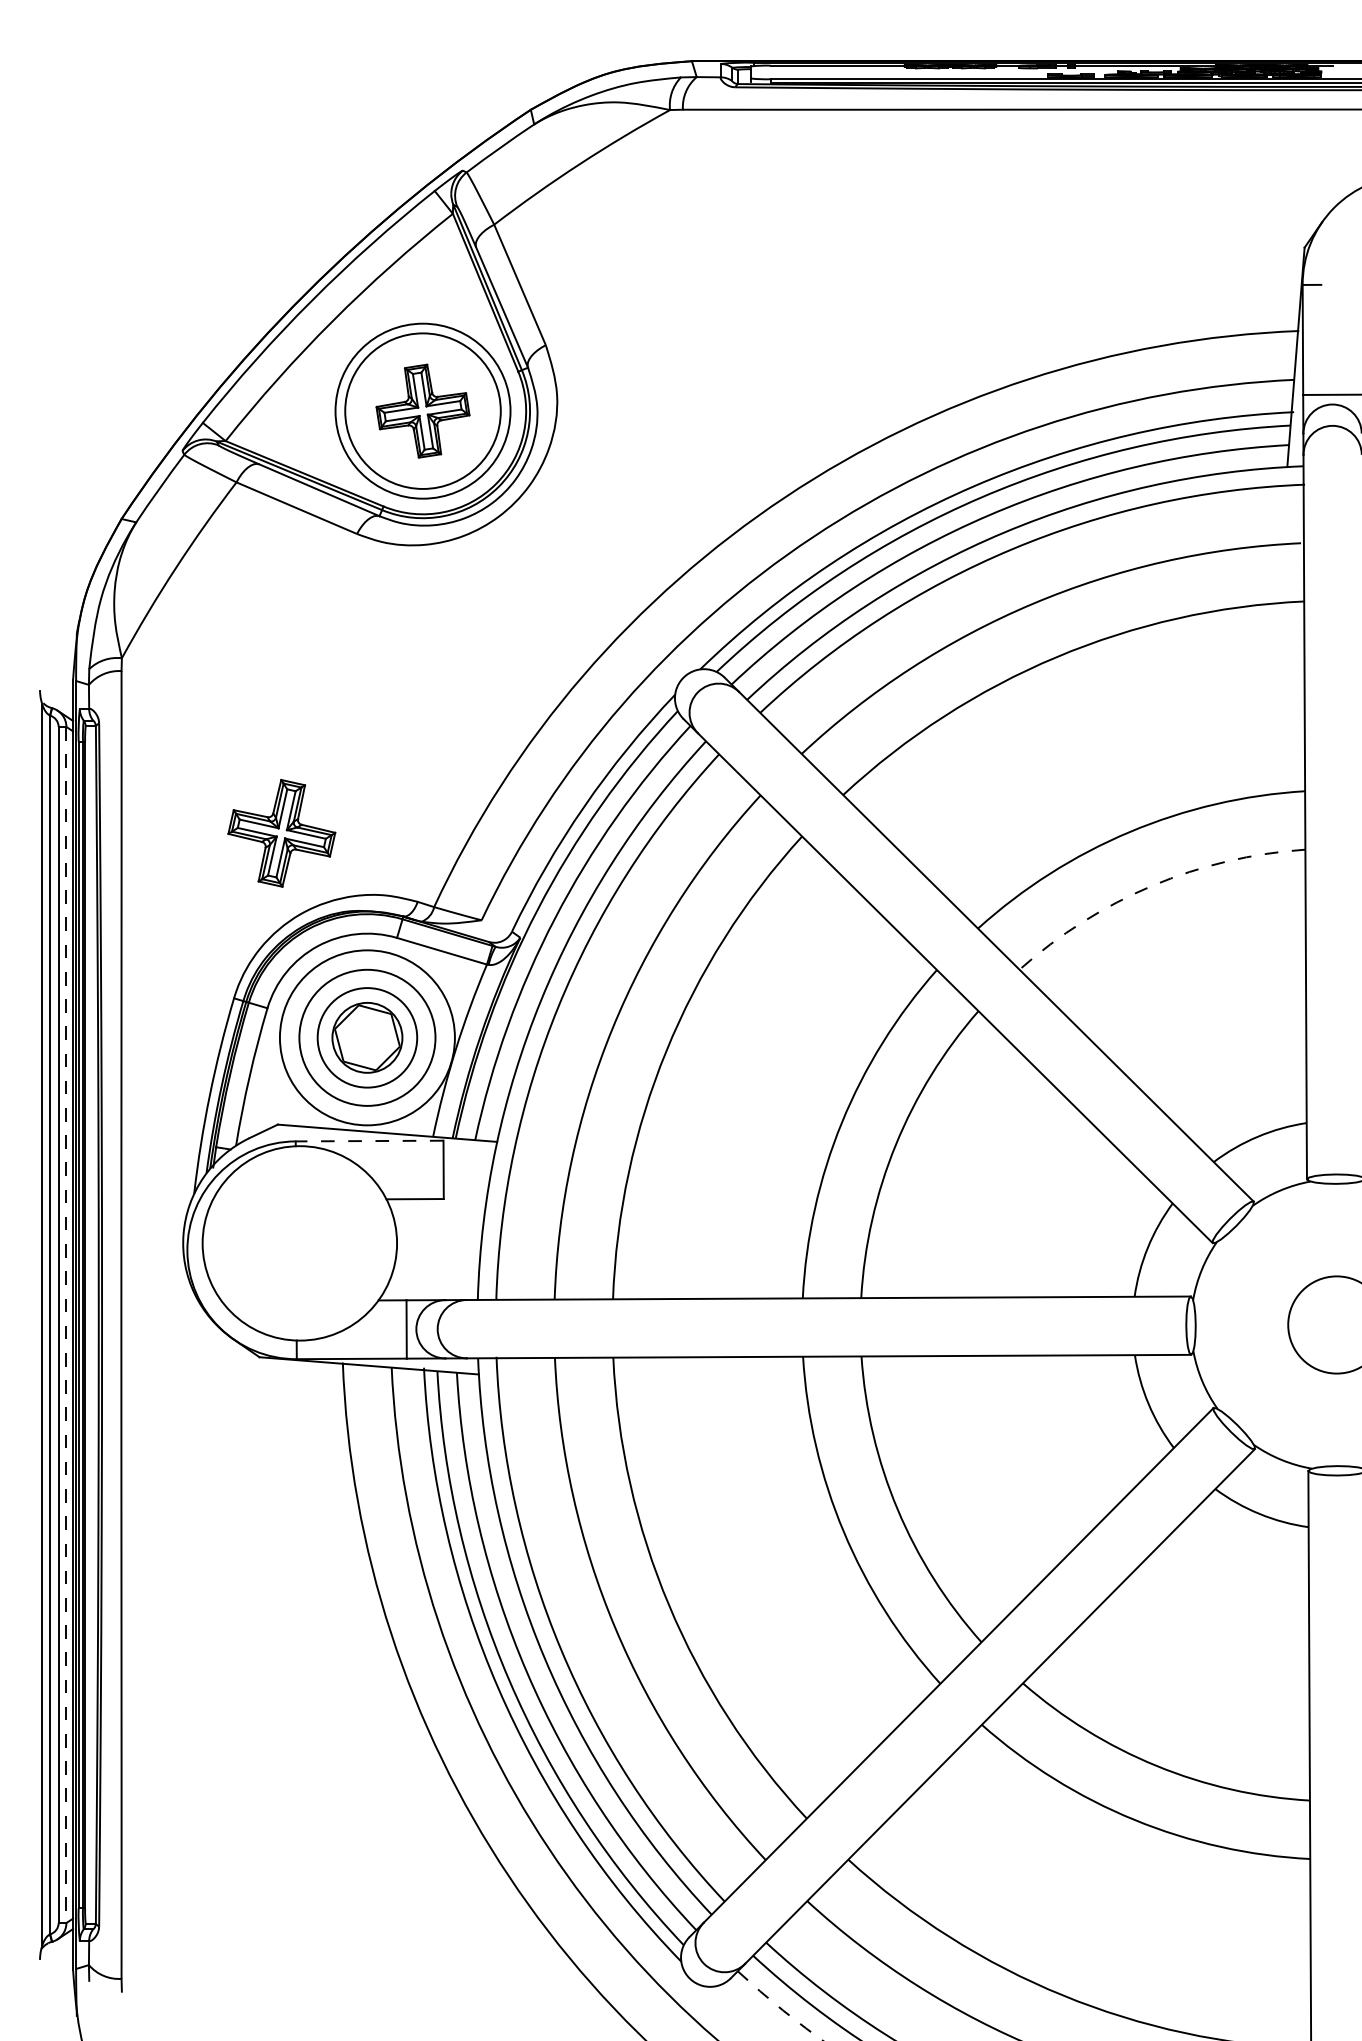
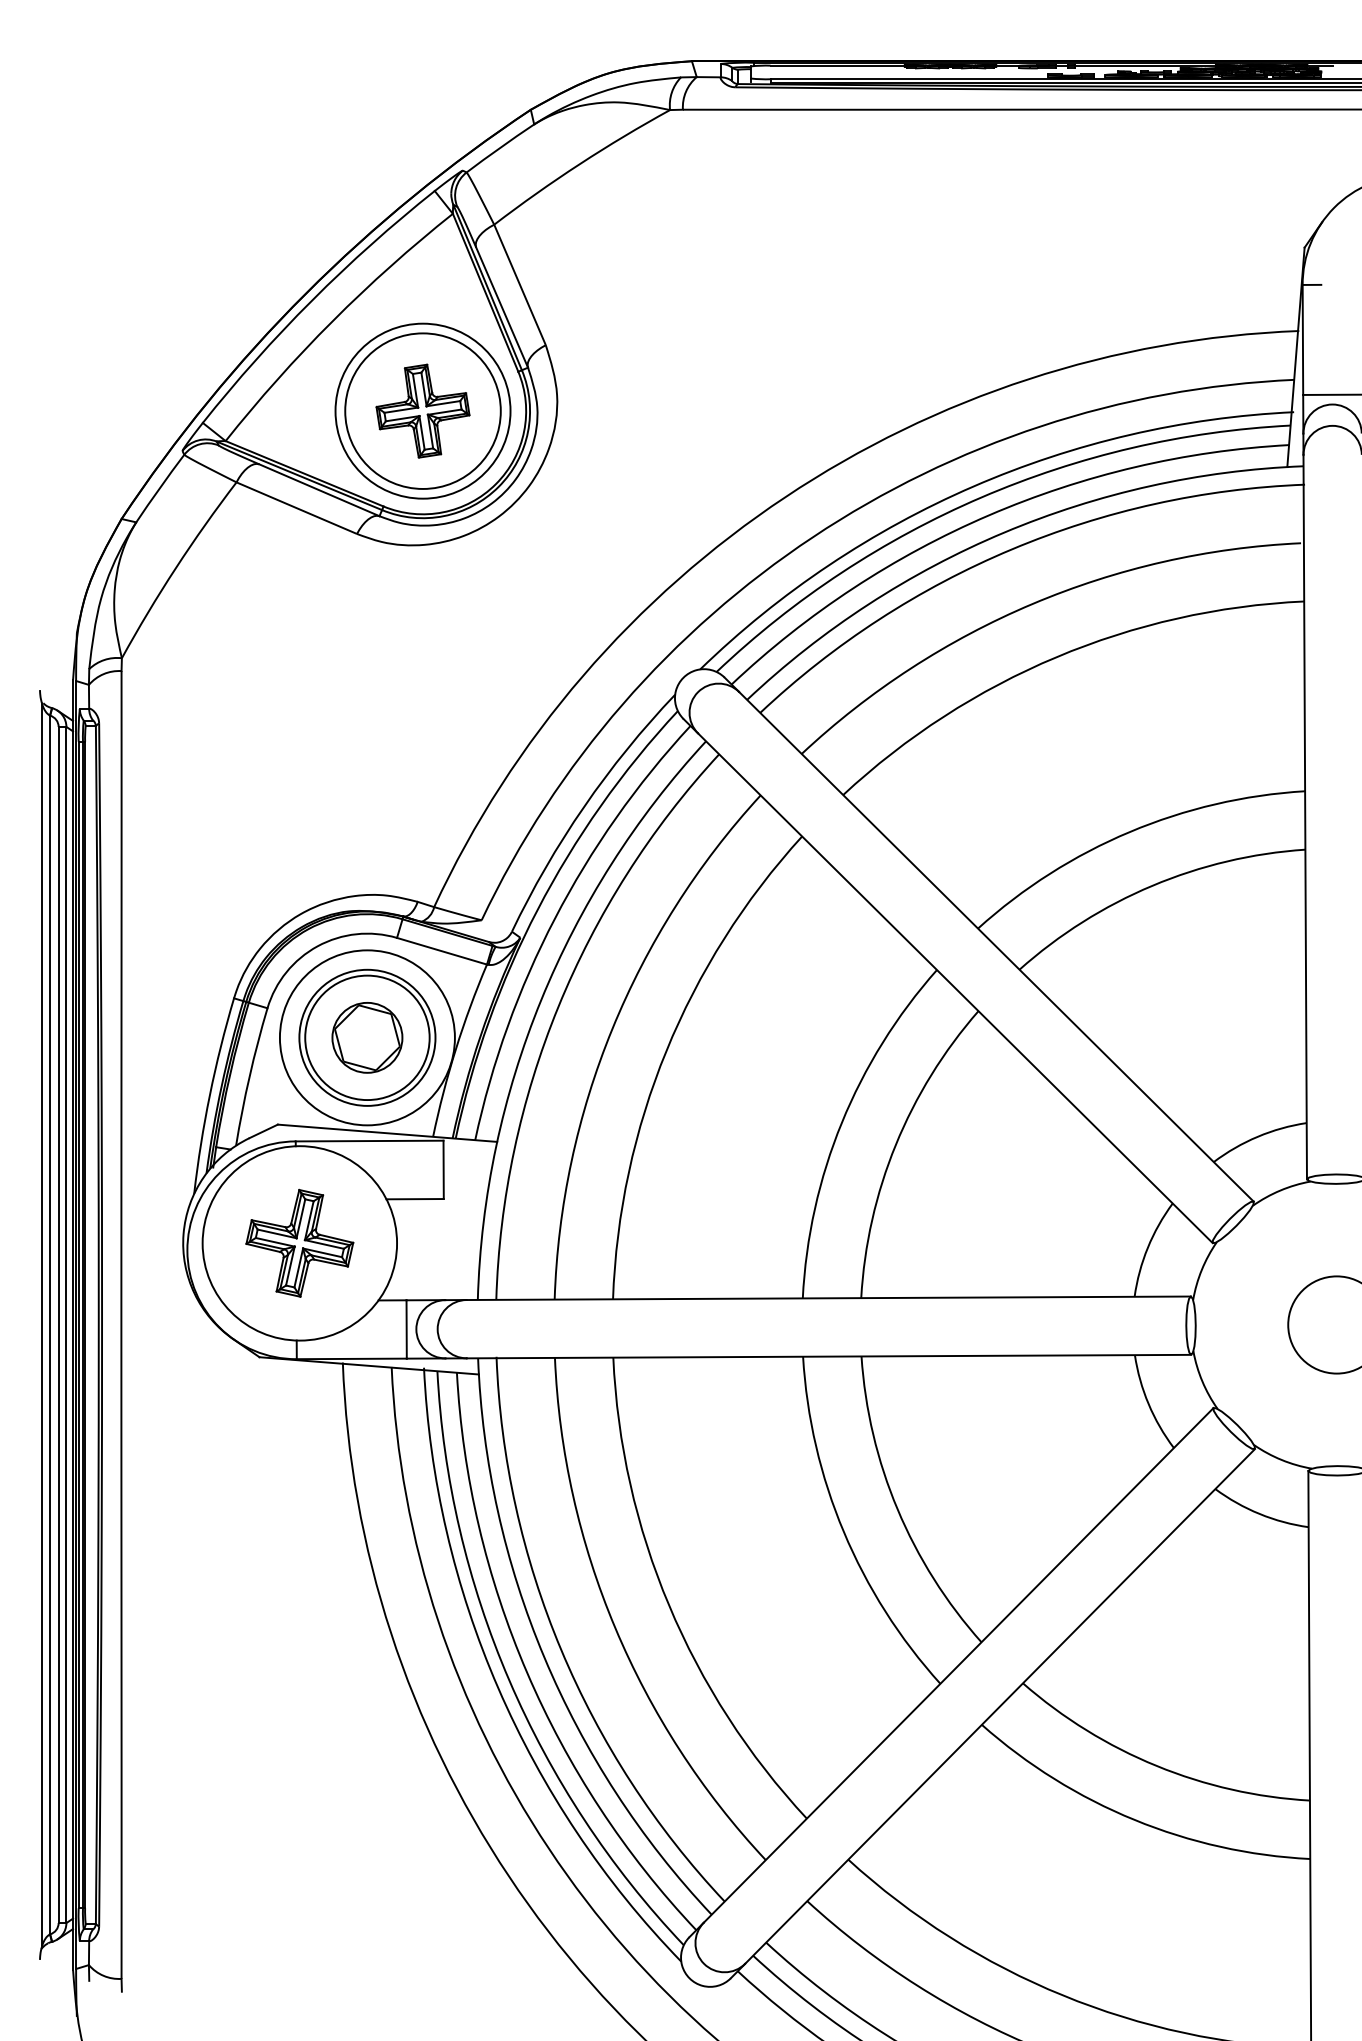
part position: (281, 832) -> (299, 1242) (299, 1242)
arc: dashed -> solid (1152, 885)
circle diameter: 100 px -> 124 px (367, 1037)
line: dashed -> solid (369, 1141)
line: dashed -> solid (66, 1325)
arc: dashed -> solid (779, 2007)
